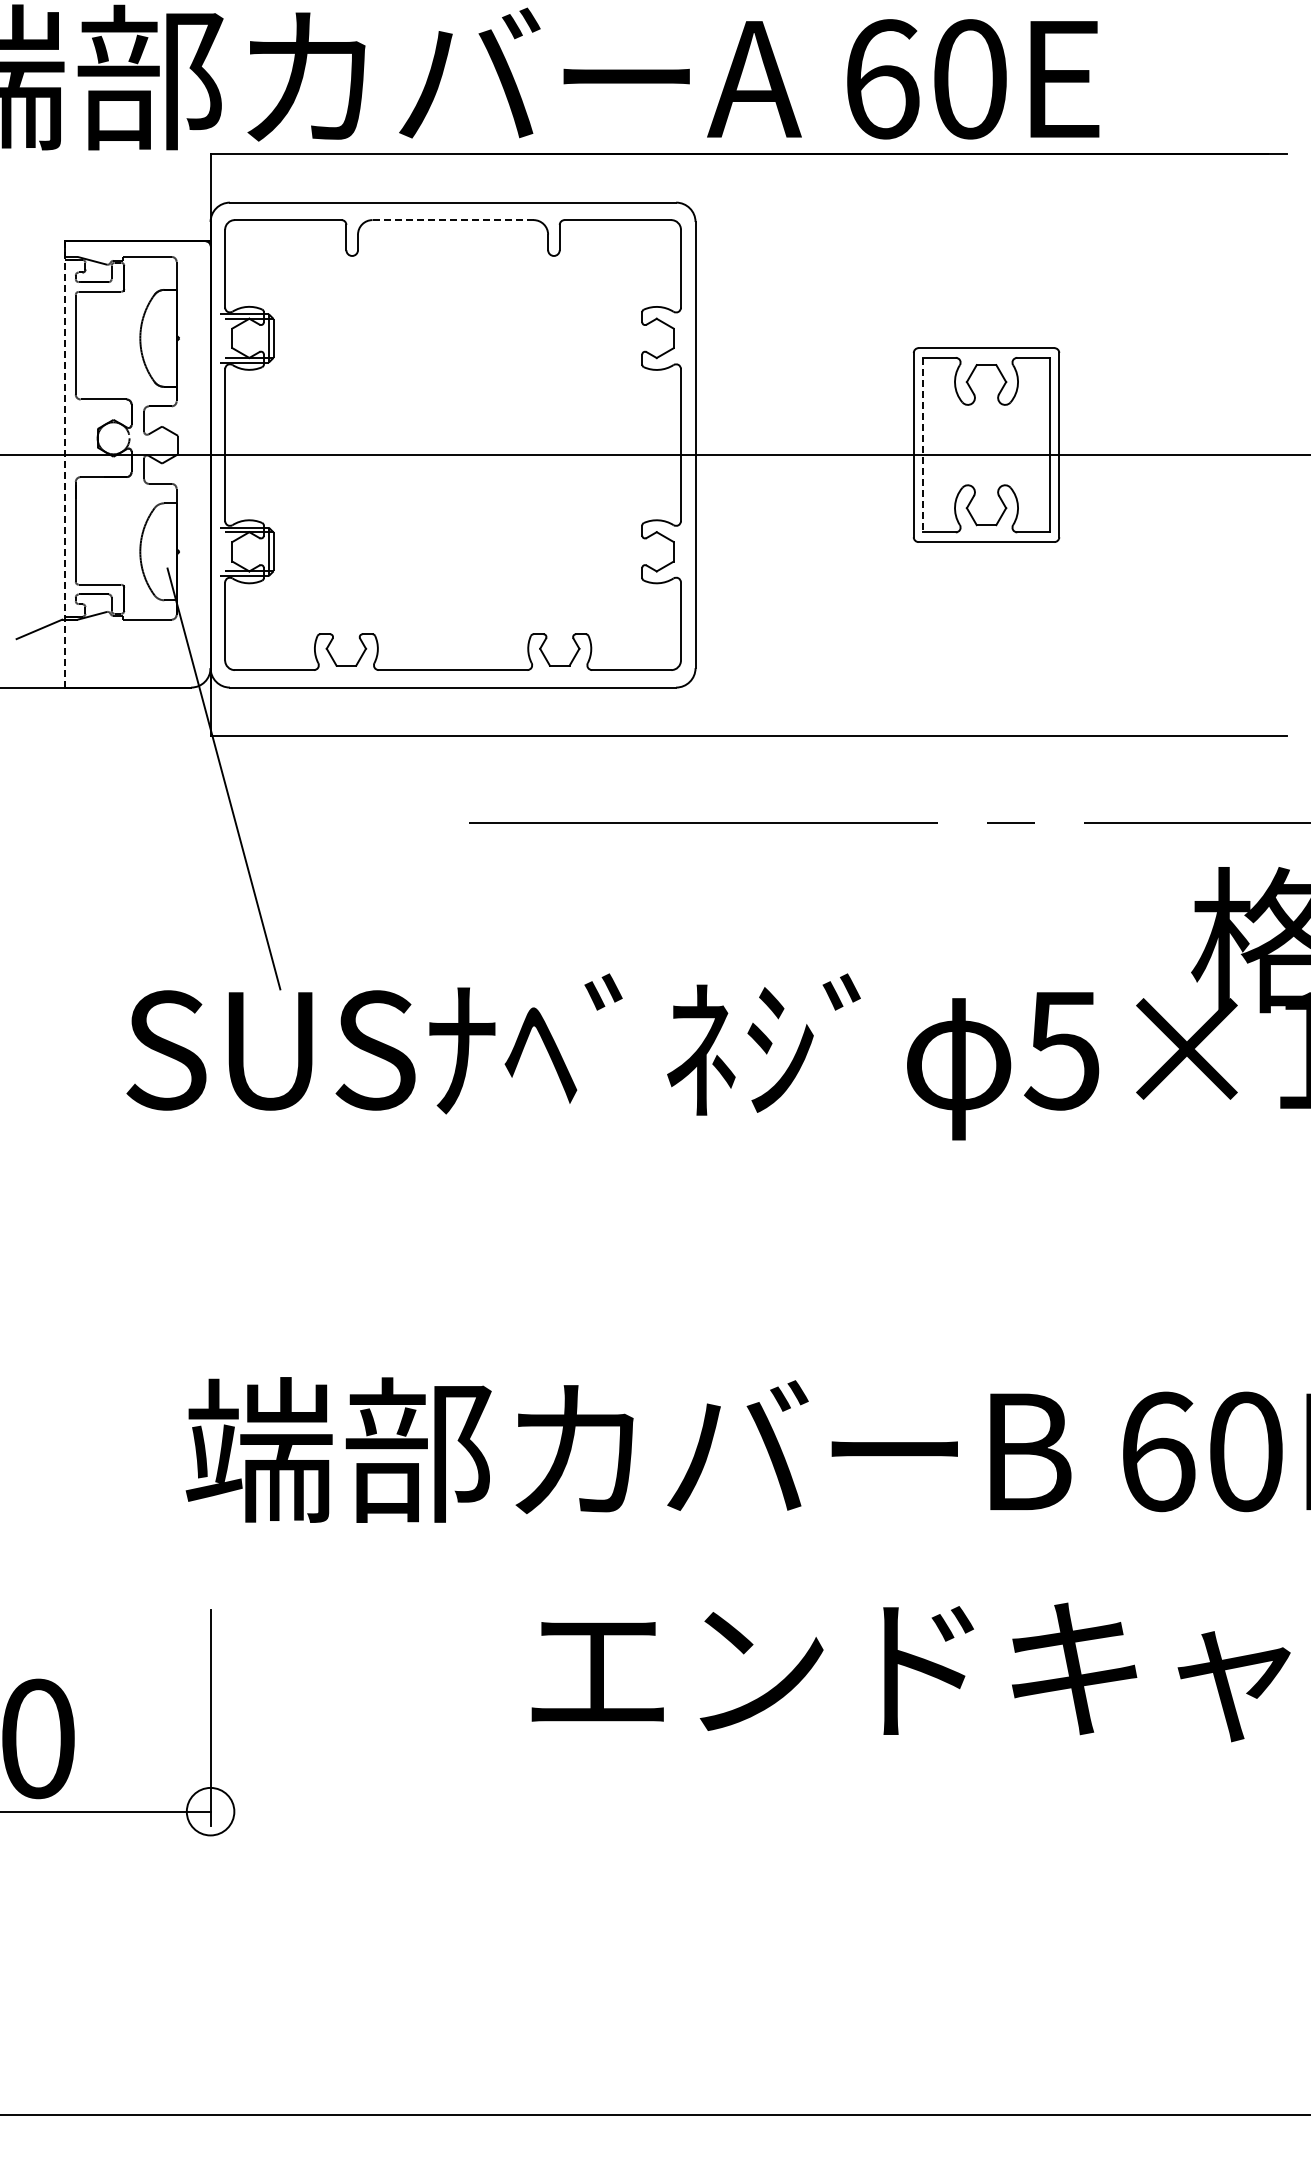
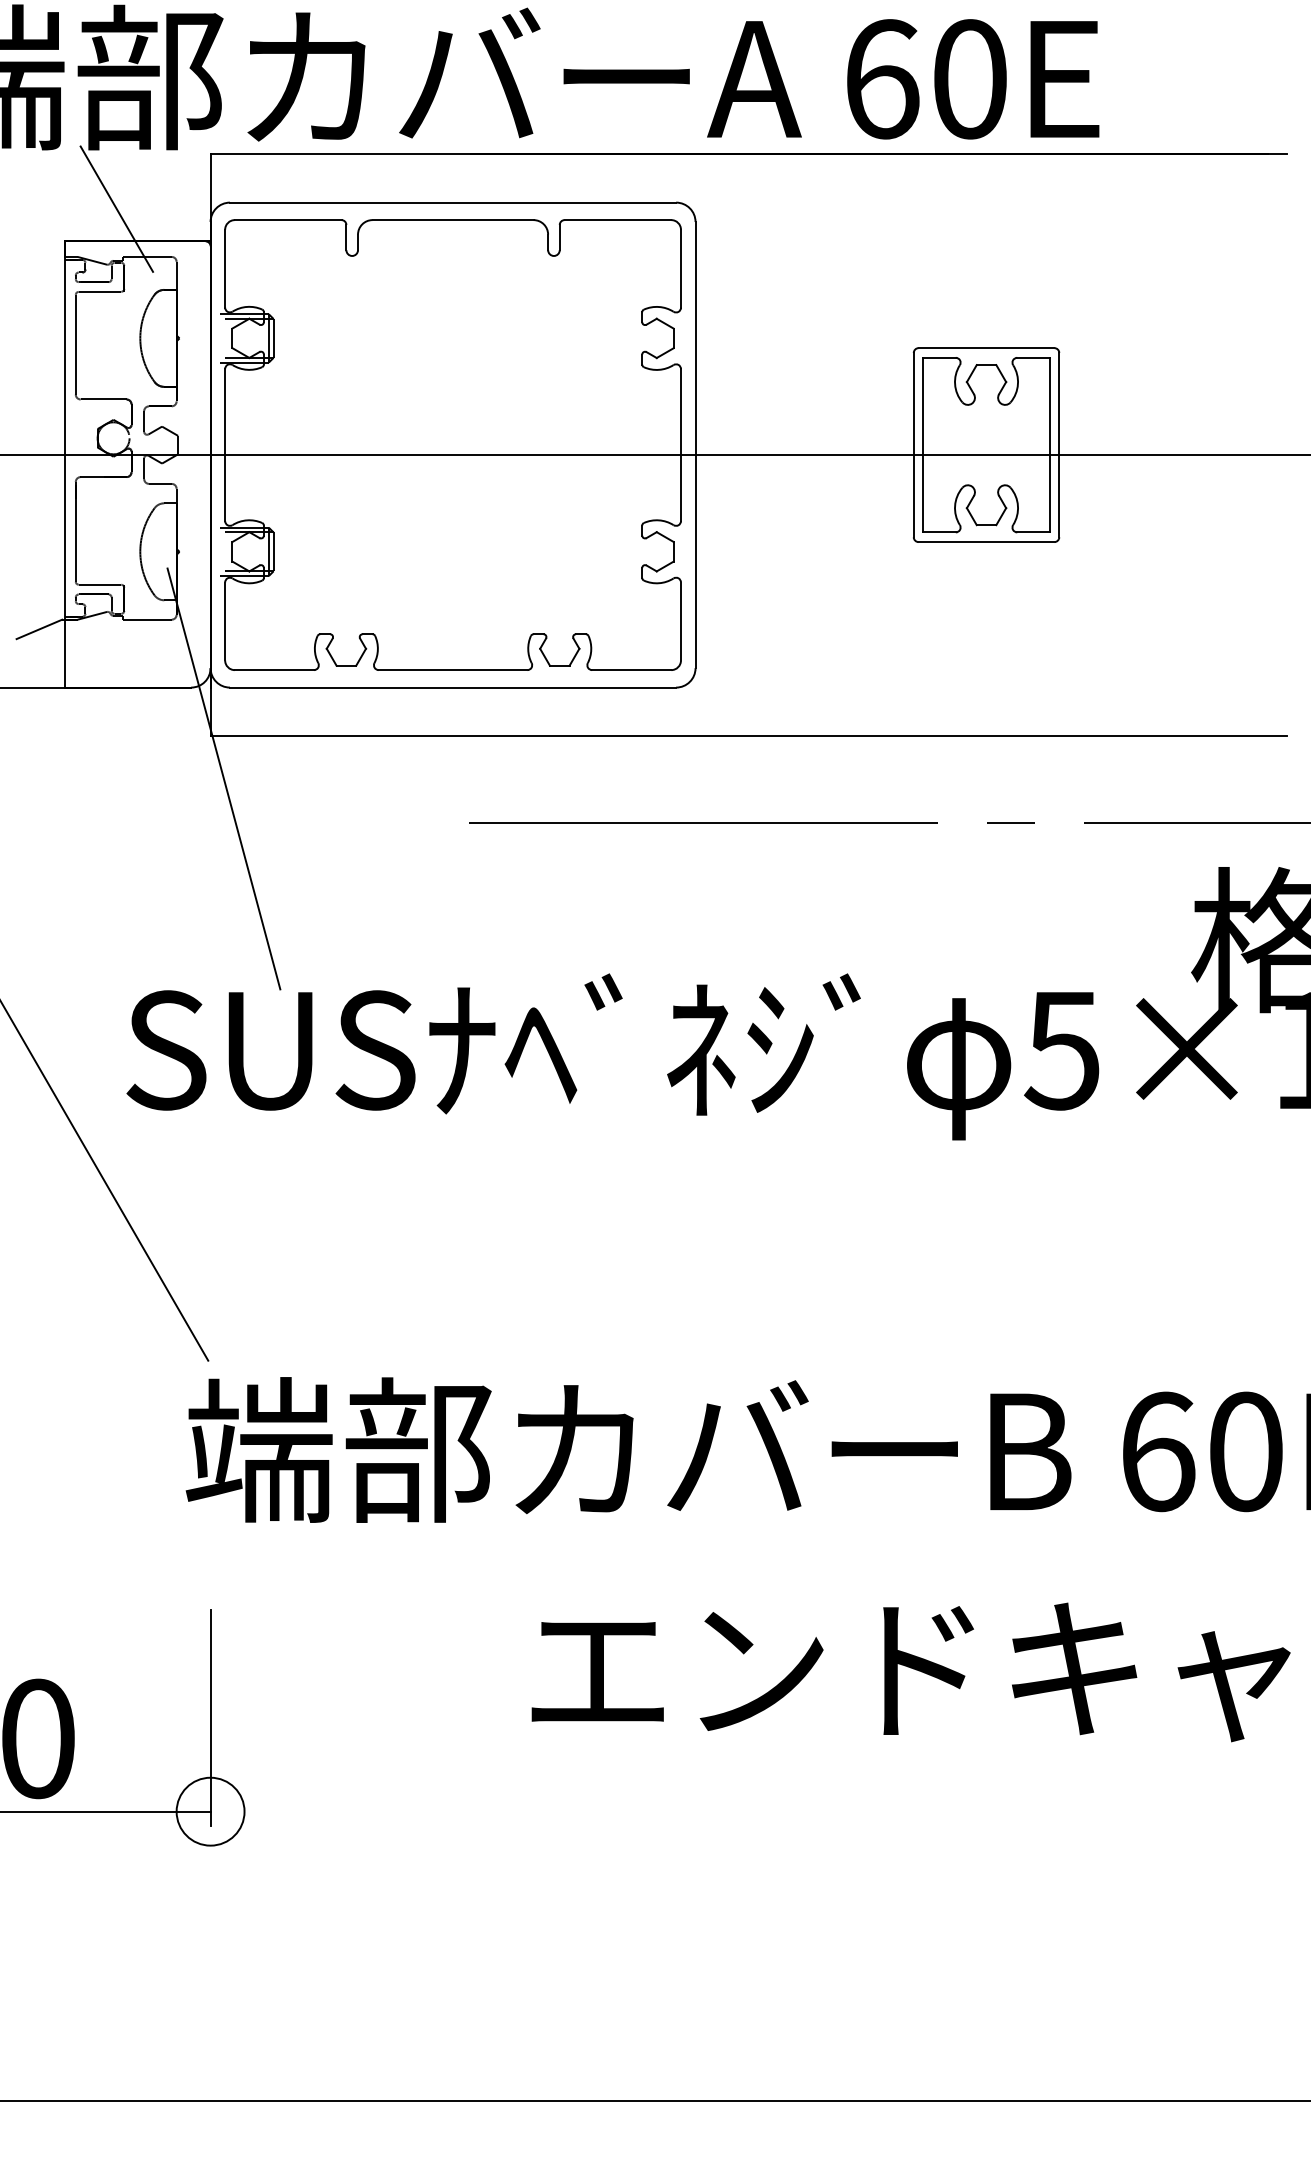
line: none -> present (116, 208)
line: dashed -> solid (453, 220)
line: dashed -> solid (923, 445)
line: dashed -> solid (65, 465)
line: none -> present (105, 1181)
circle diameter: 48 px -> 68 px (210, 1811)
line position: (654, 2115) -> (654, 2101) (654, 2101)
